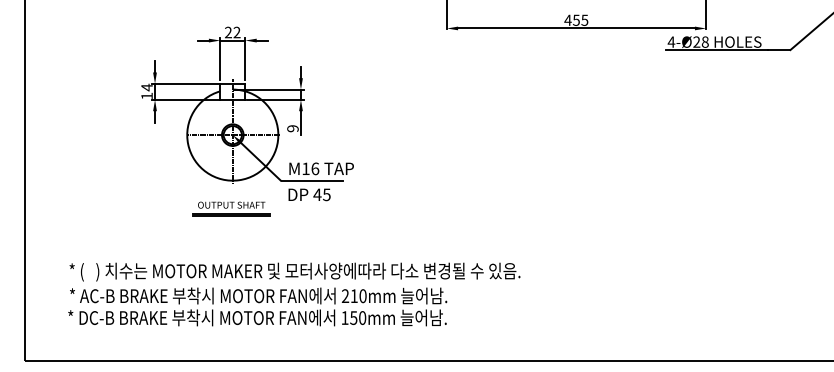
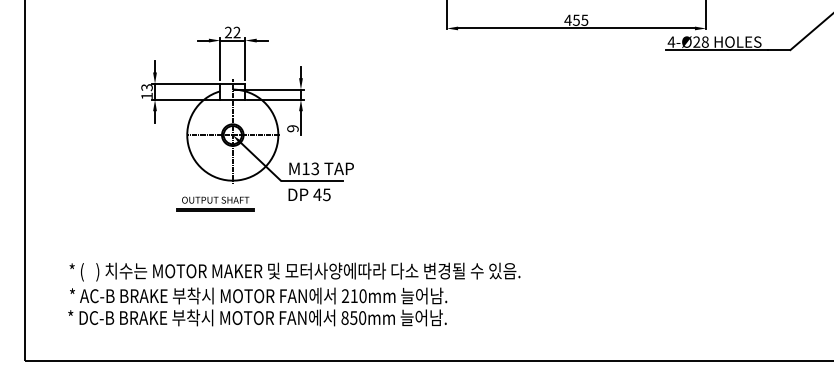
text: 14 -> 13 (146, 87)
text: M16 -> M13 (315, 168)
part position: (231, 208) -> (215, 203) (215, 203)
text: 150mm -> 850mm (344, 318)
